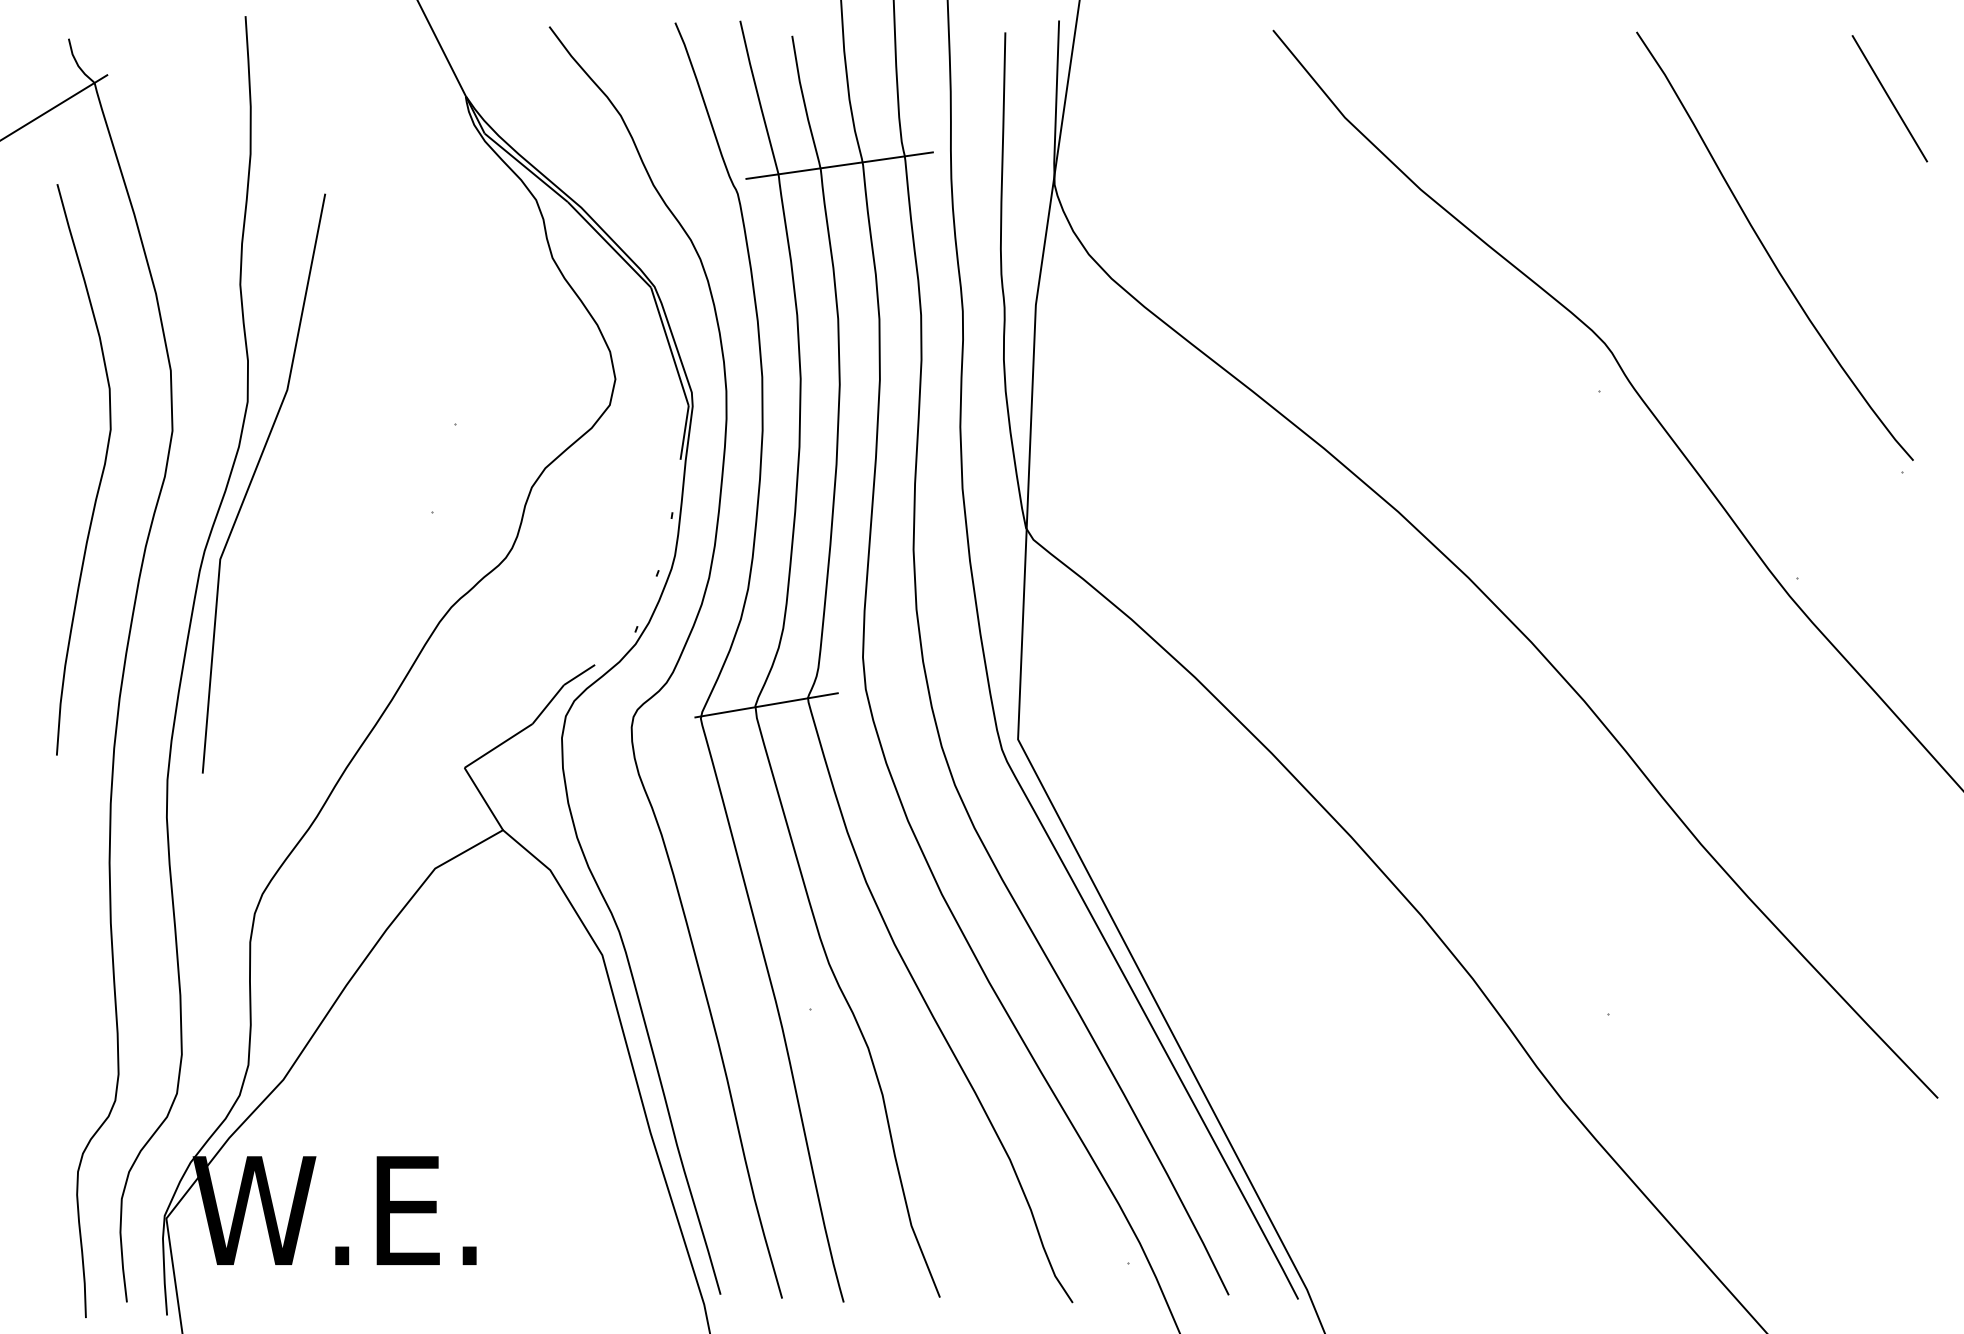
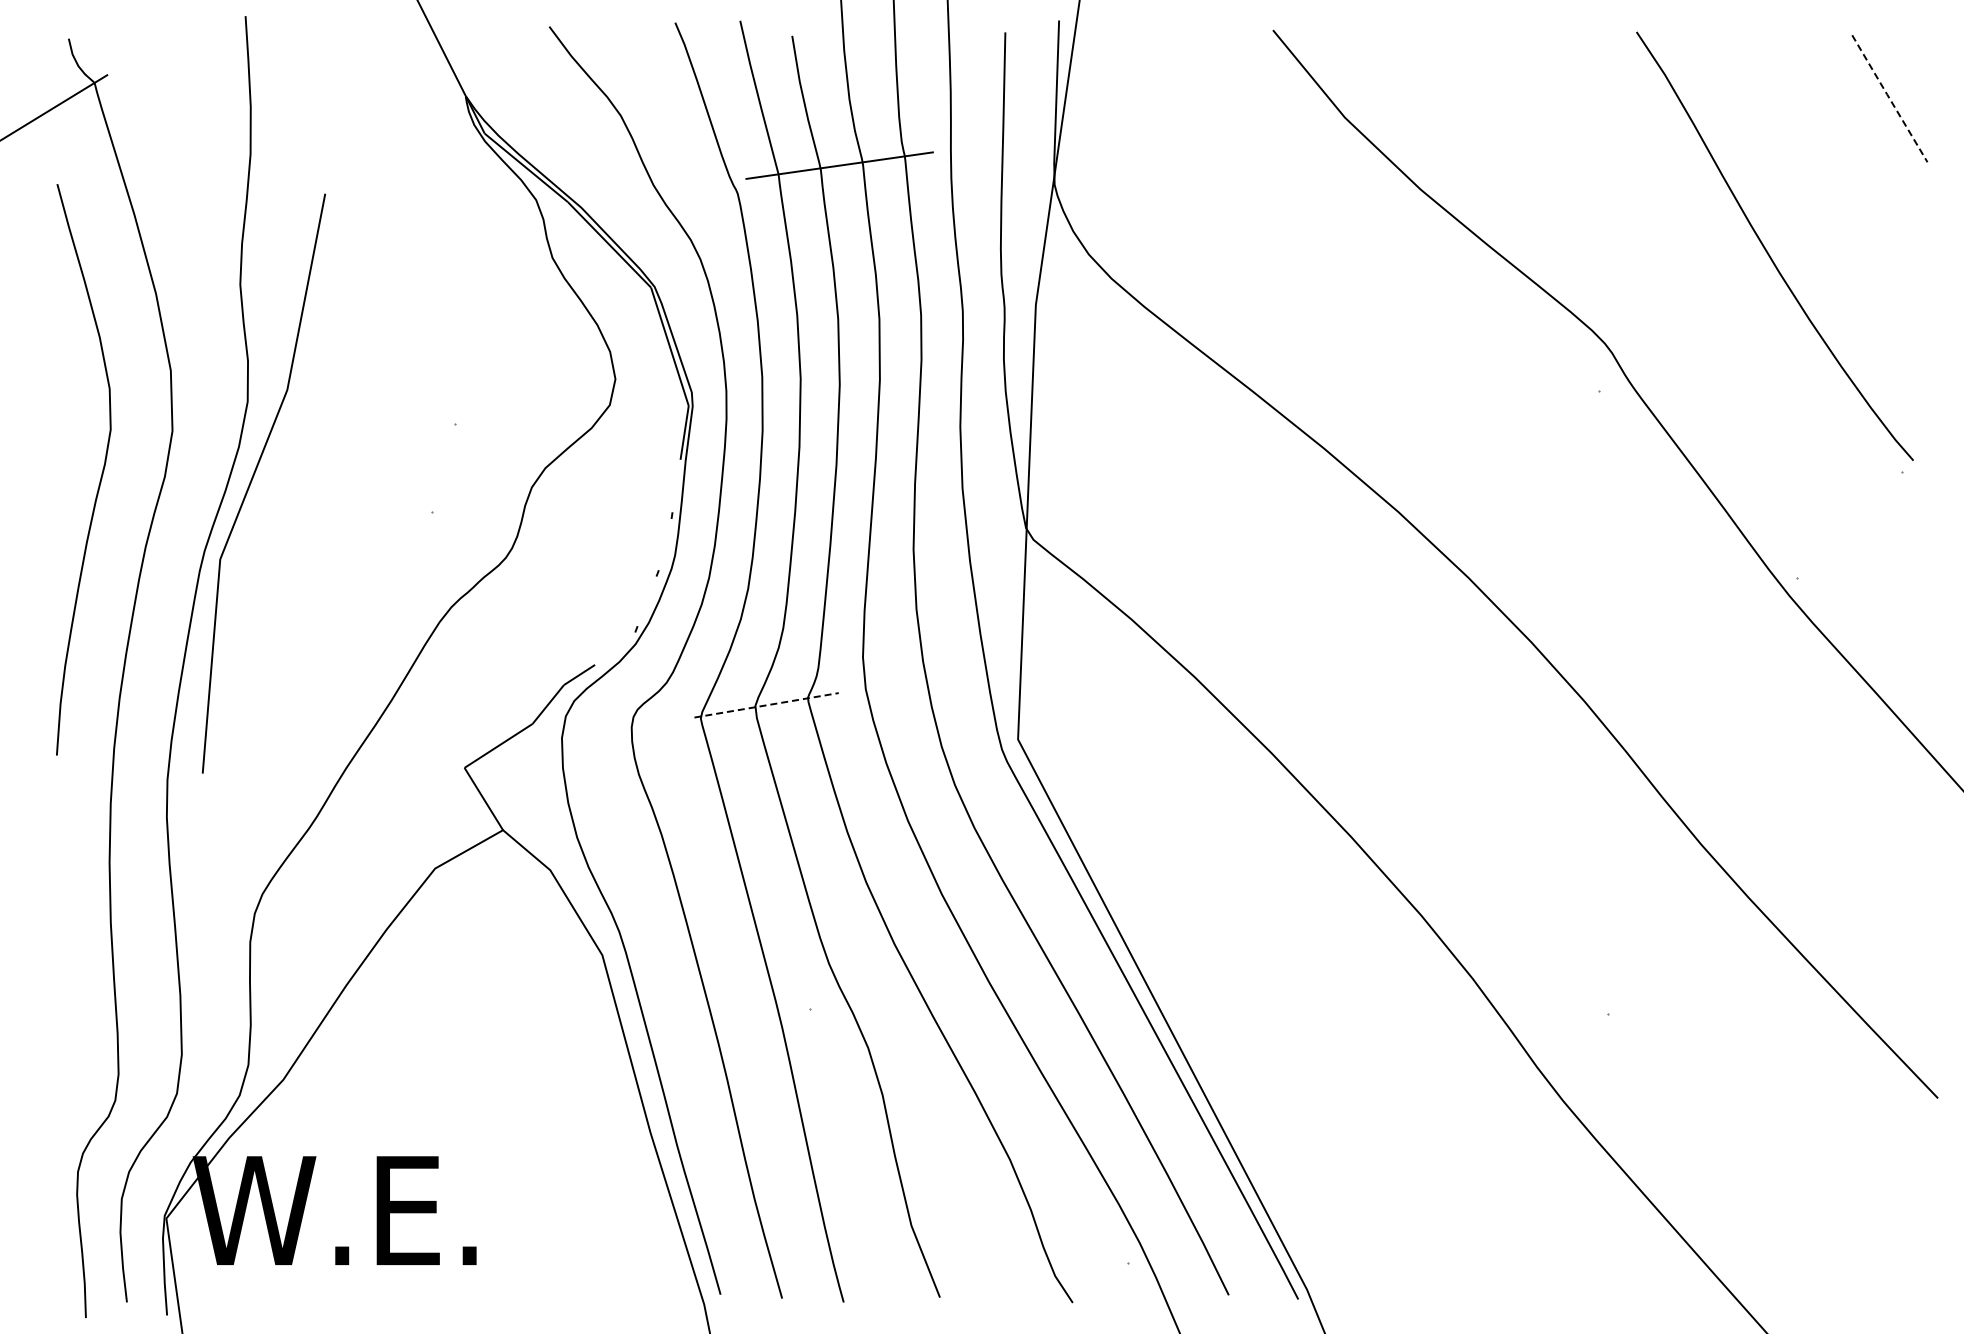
line: solid -> dashed (1889, 98)
line: solid -> dashed (767, 705)
